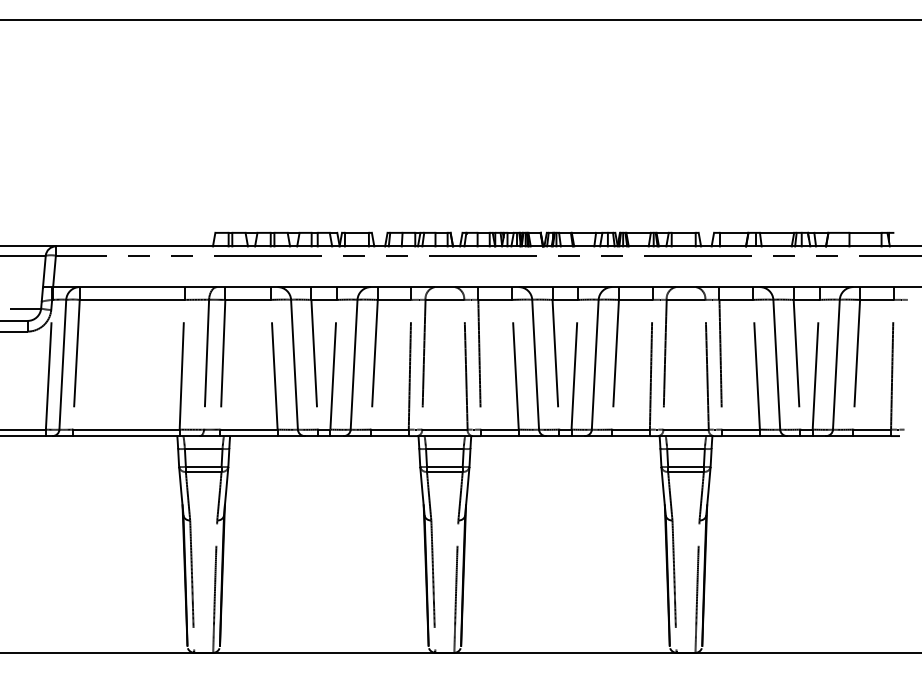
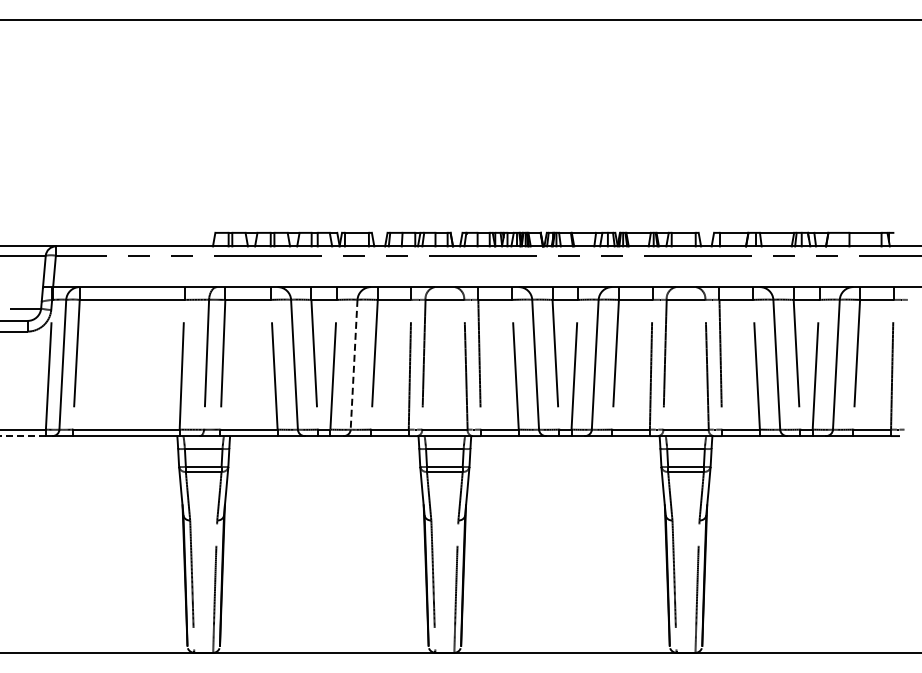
line: solid -> dashed (354, 364)
line: solid -> dashed (23, 436)
